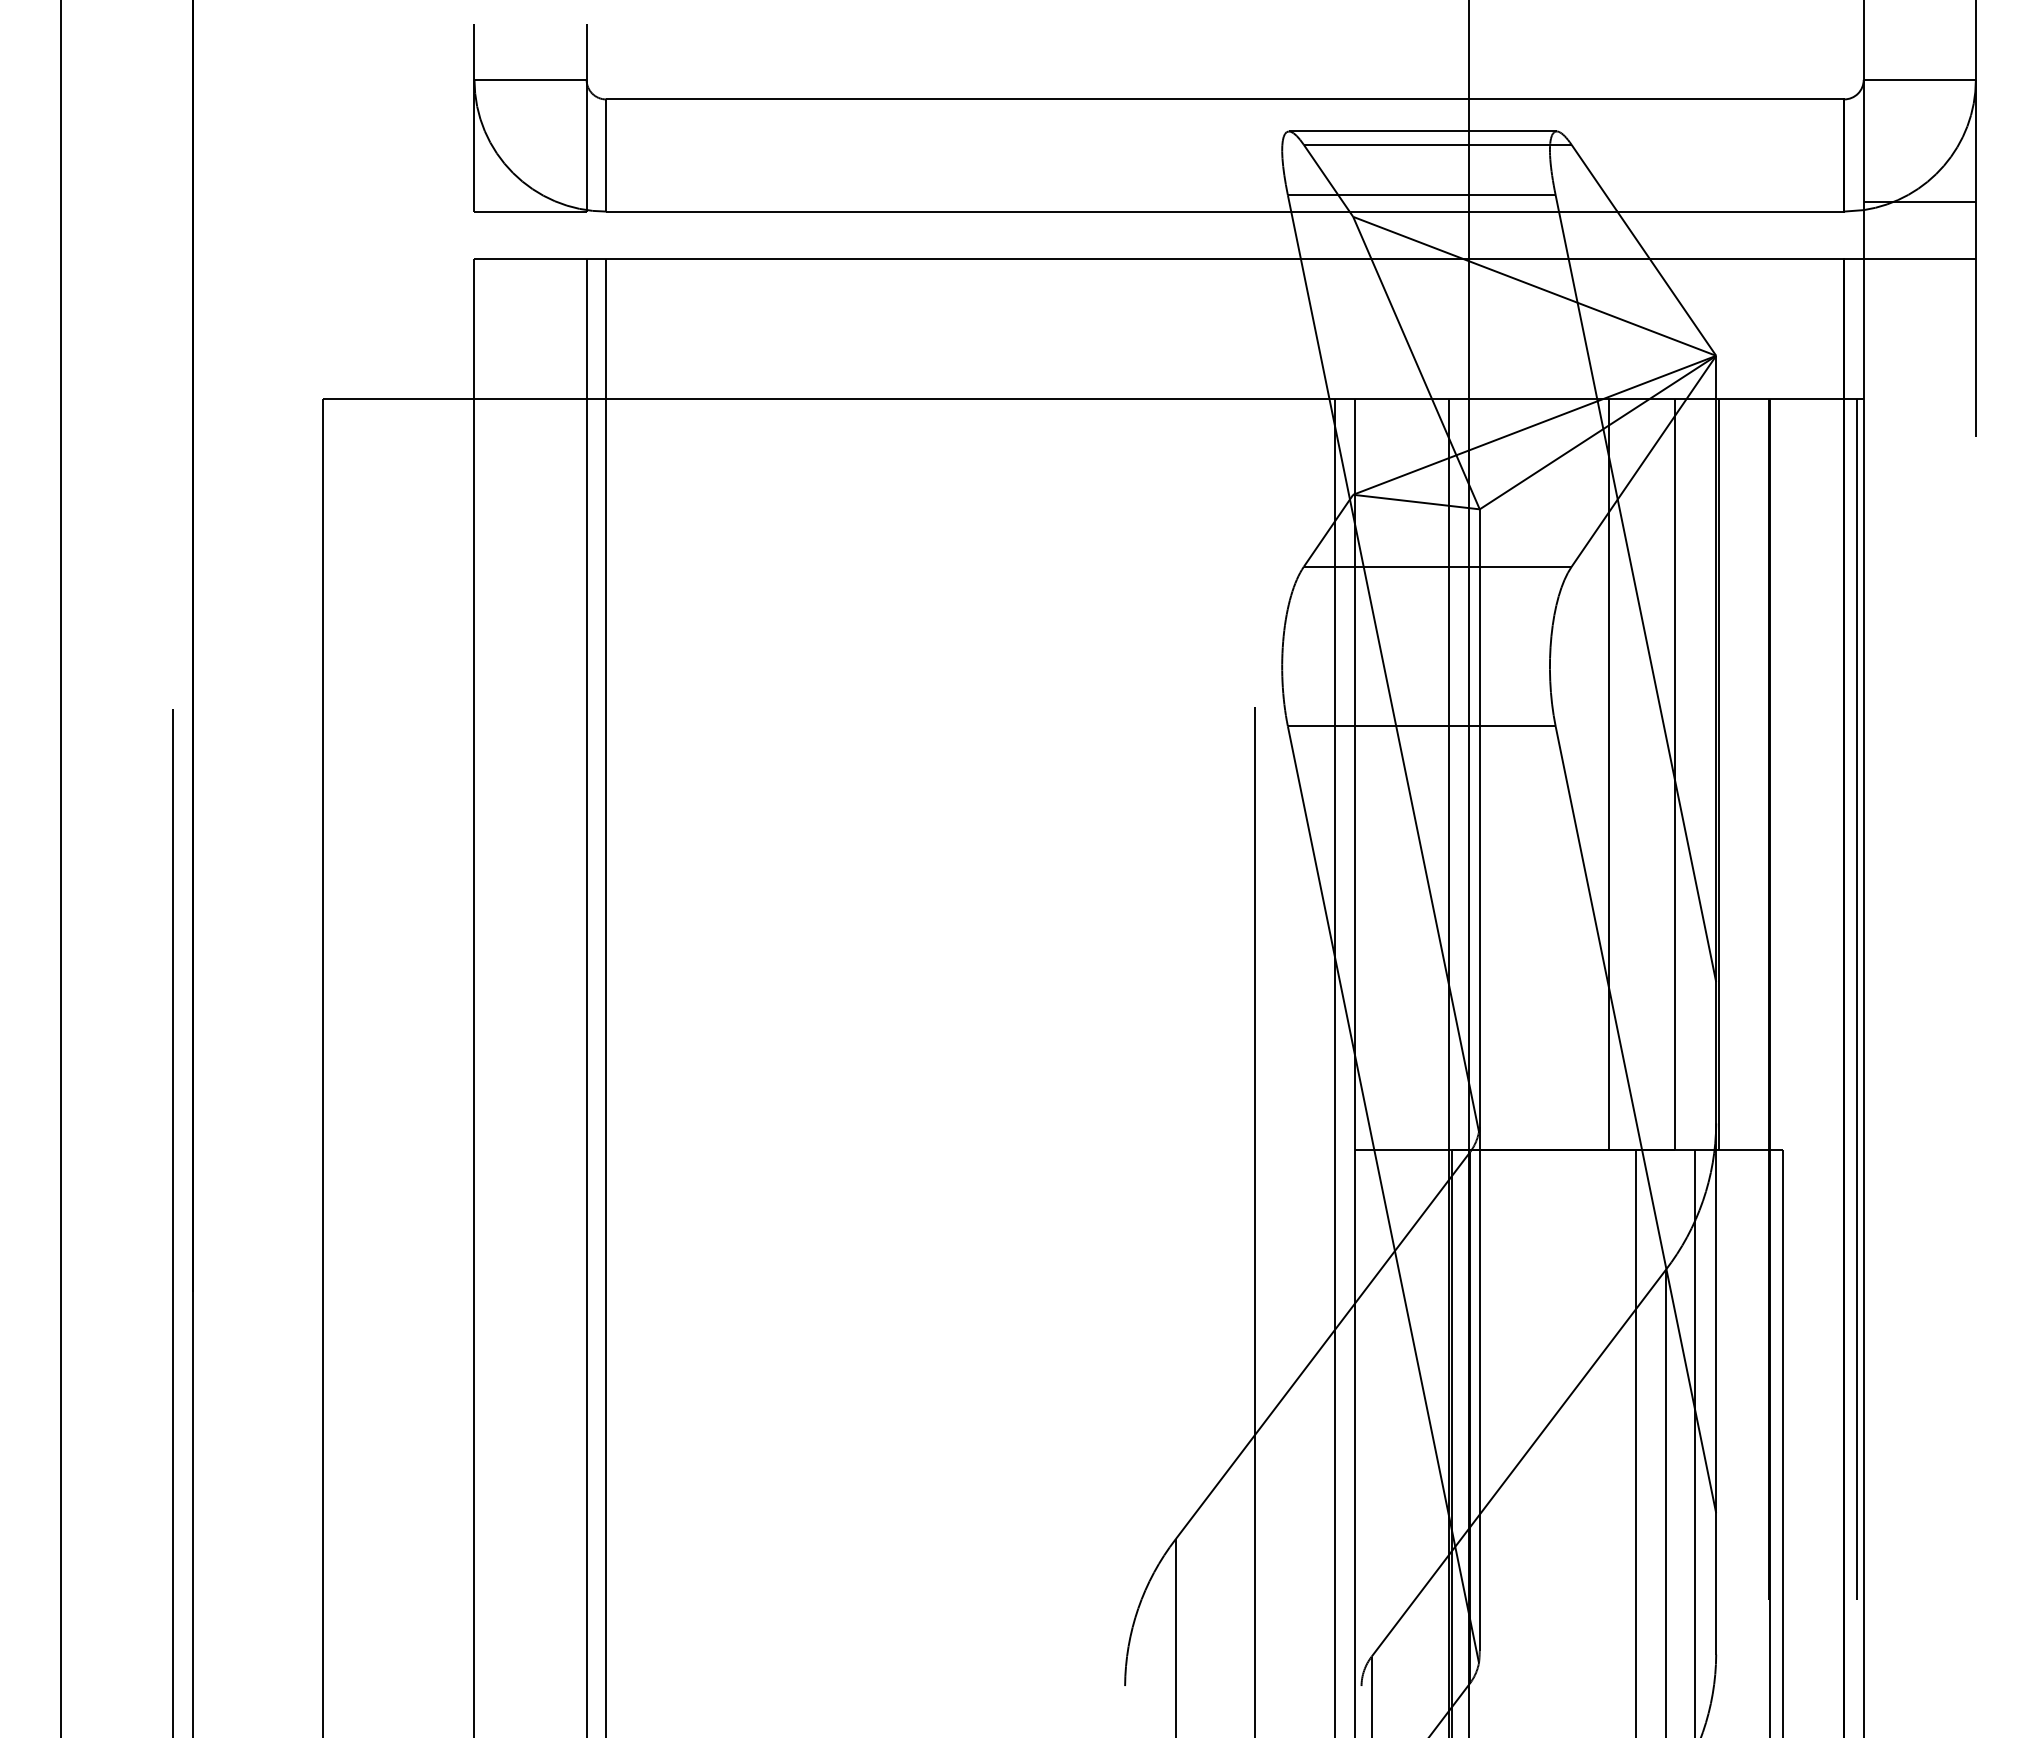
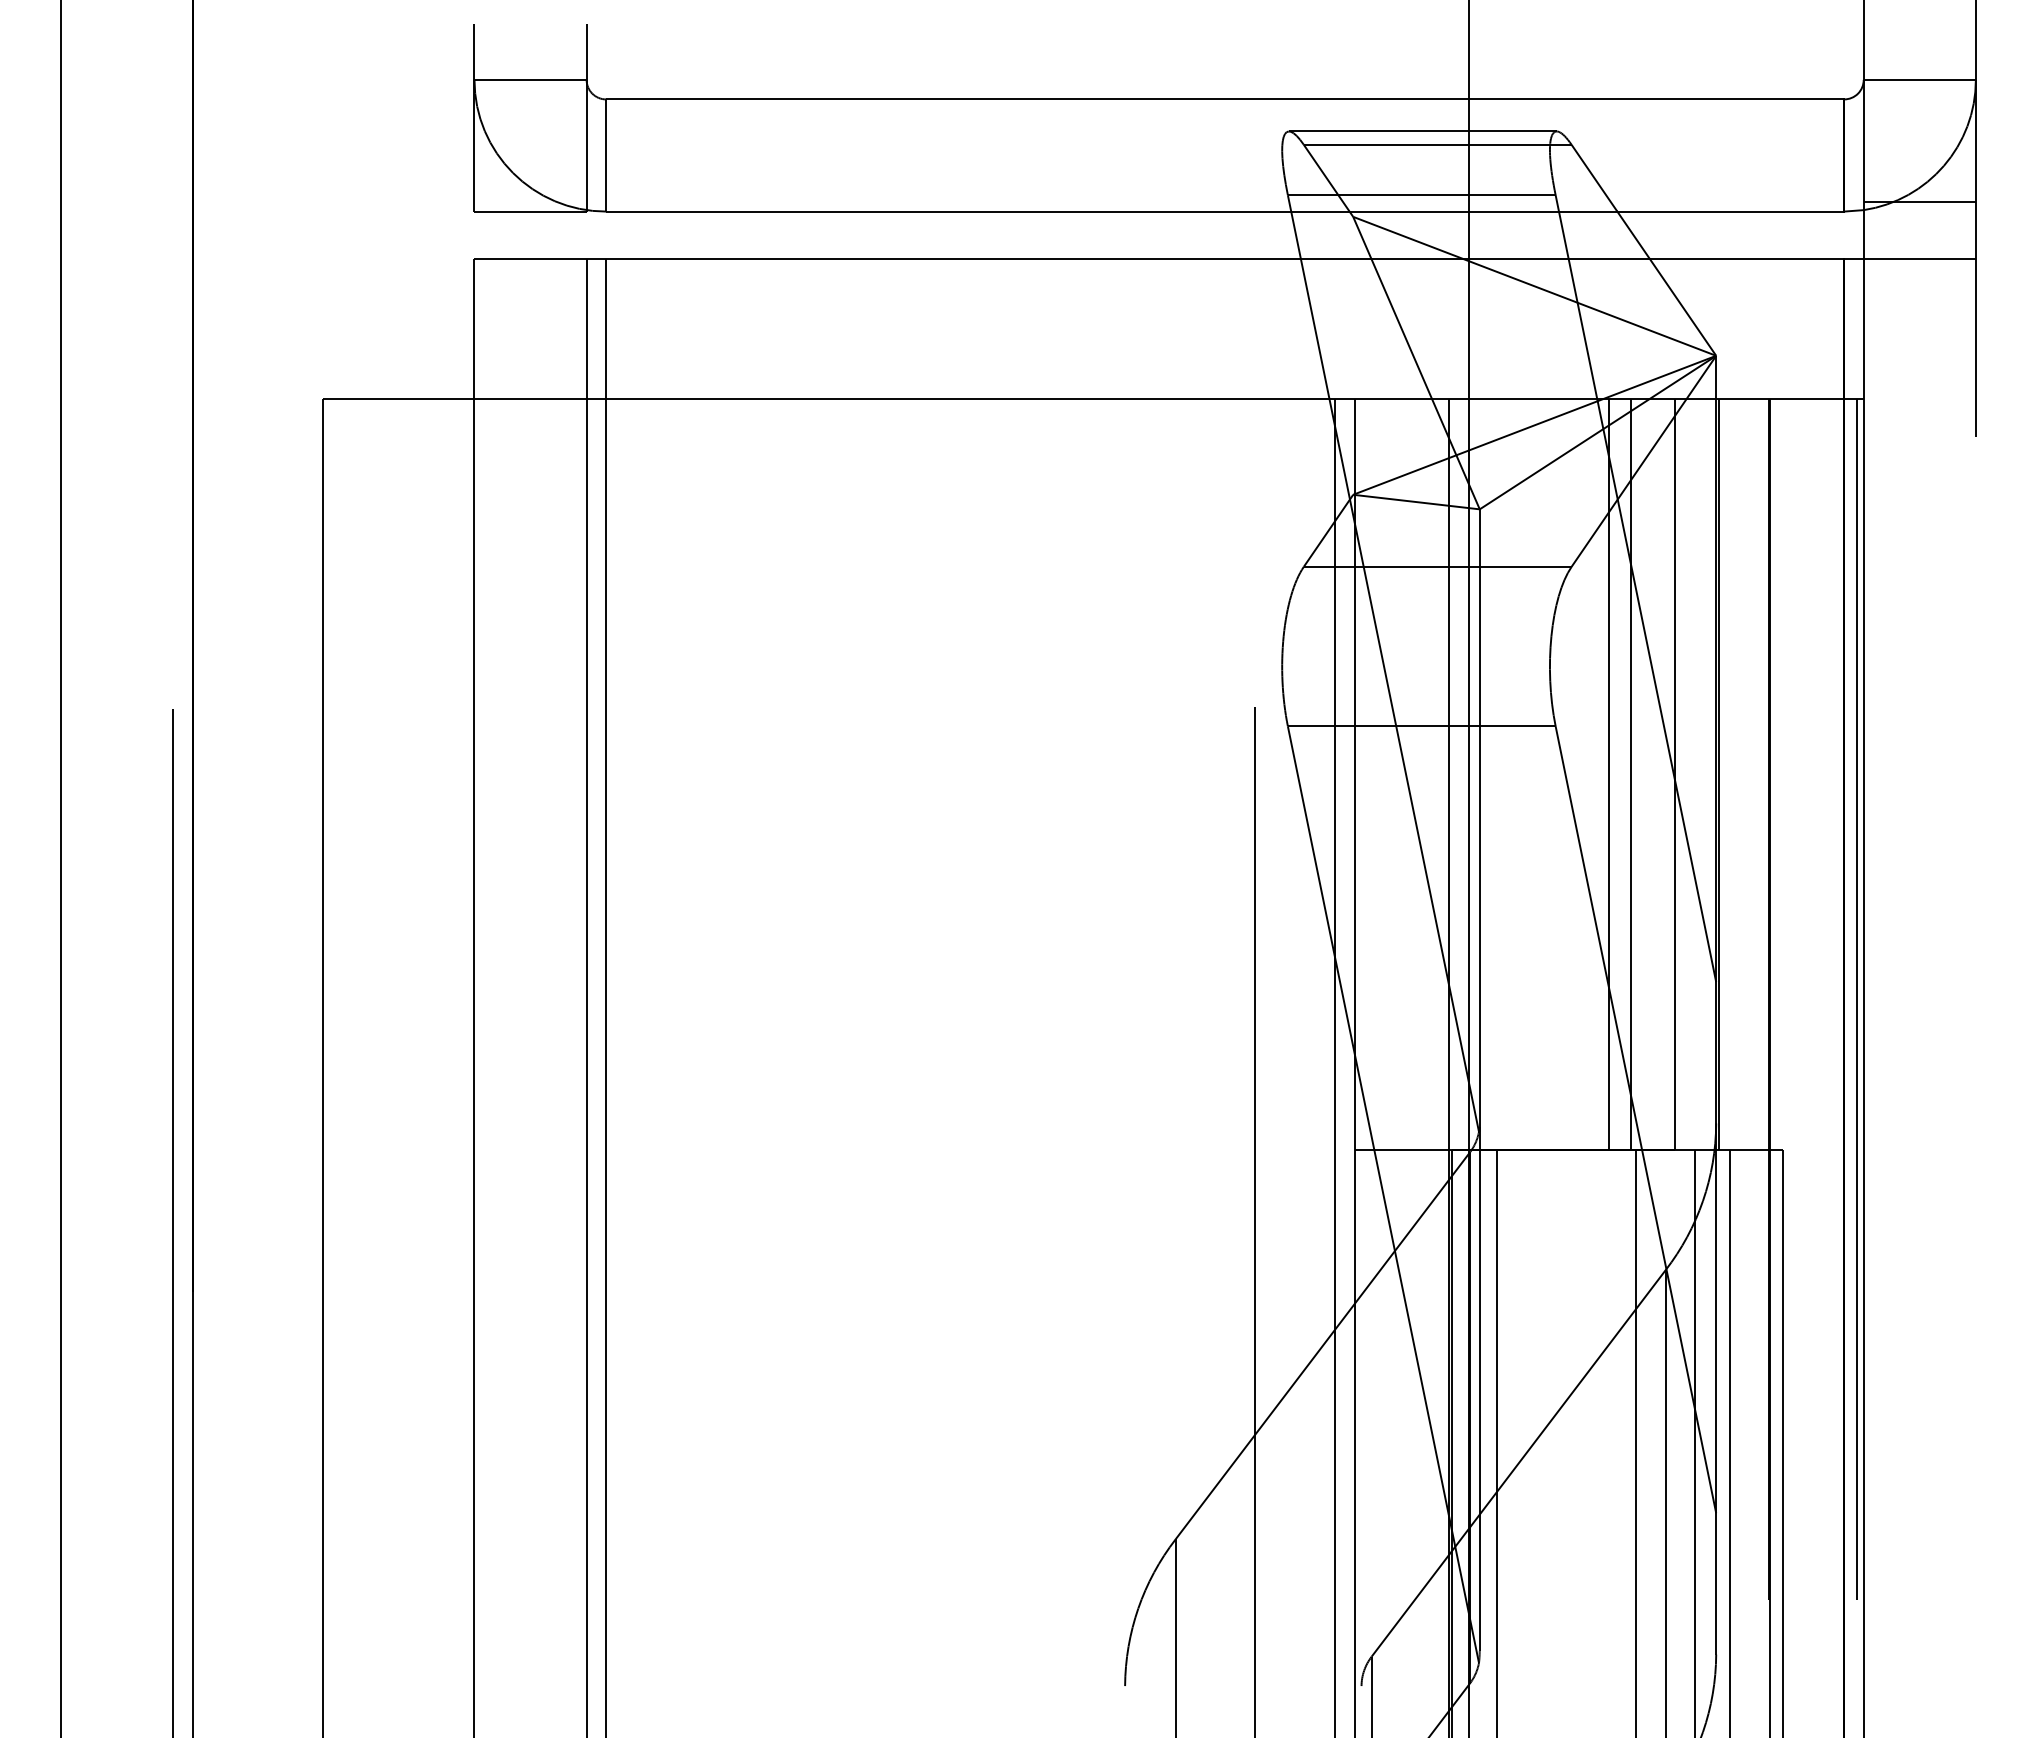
line: none -> present (1630, 774)
line: none -> present (1497, 1441)
line: none -> present (1730, 1441)
